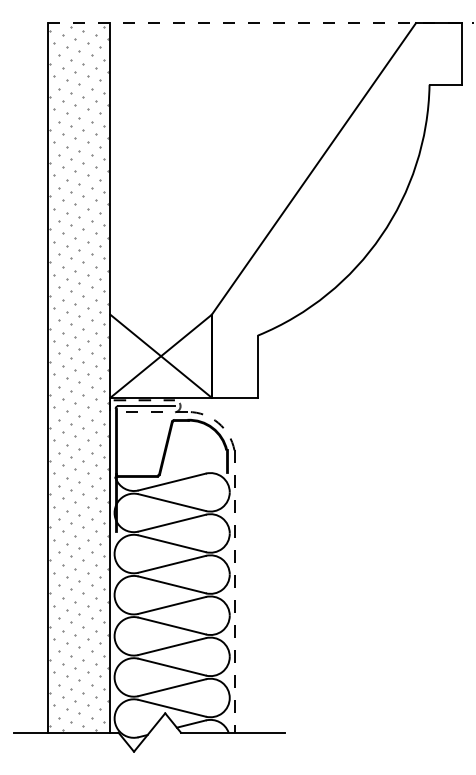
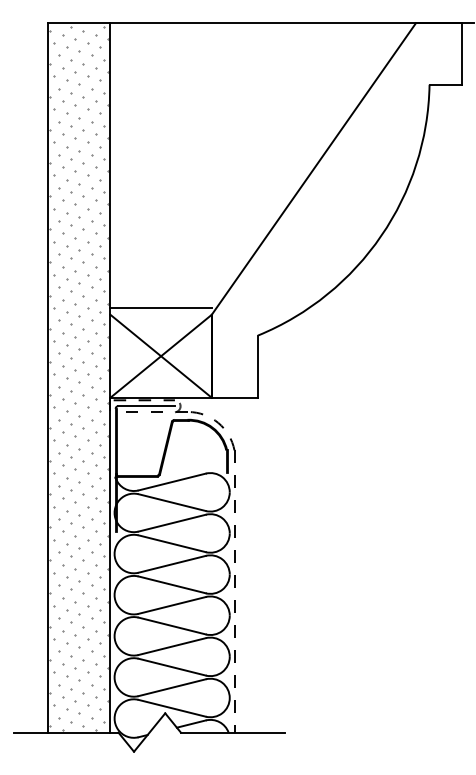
line: dashed -> solid (261, 23)
line: none -> present (160, 308)
